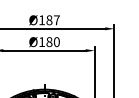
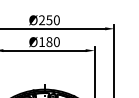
text: Ø187 -> Ø250 (49, 20)
